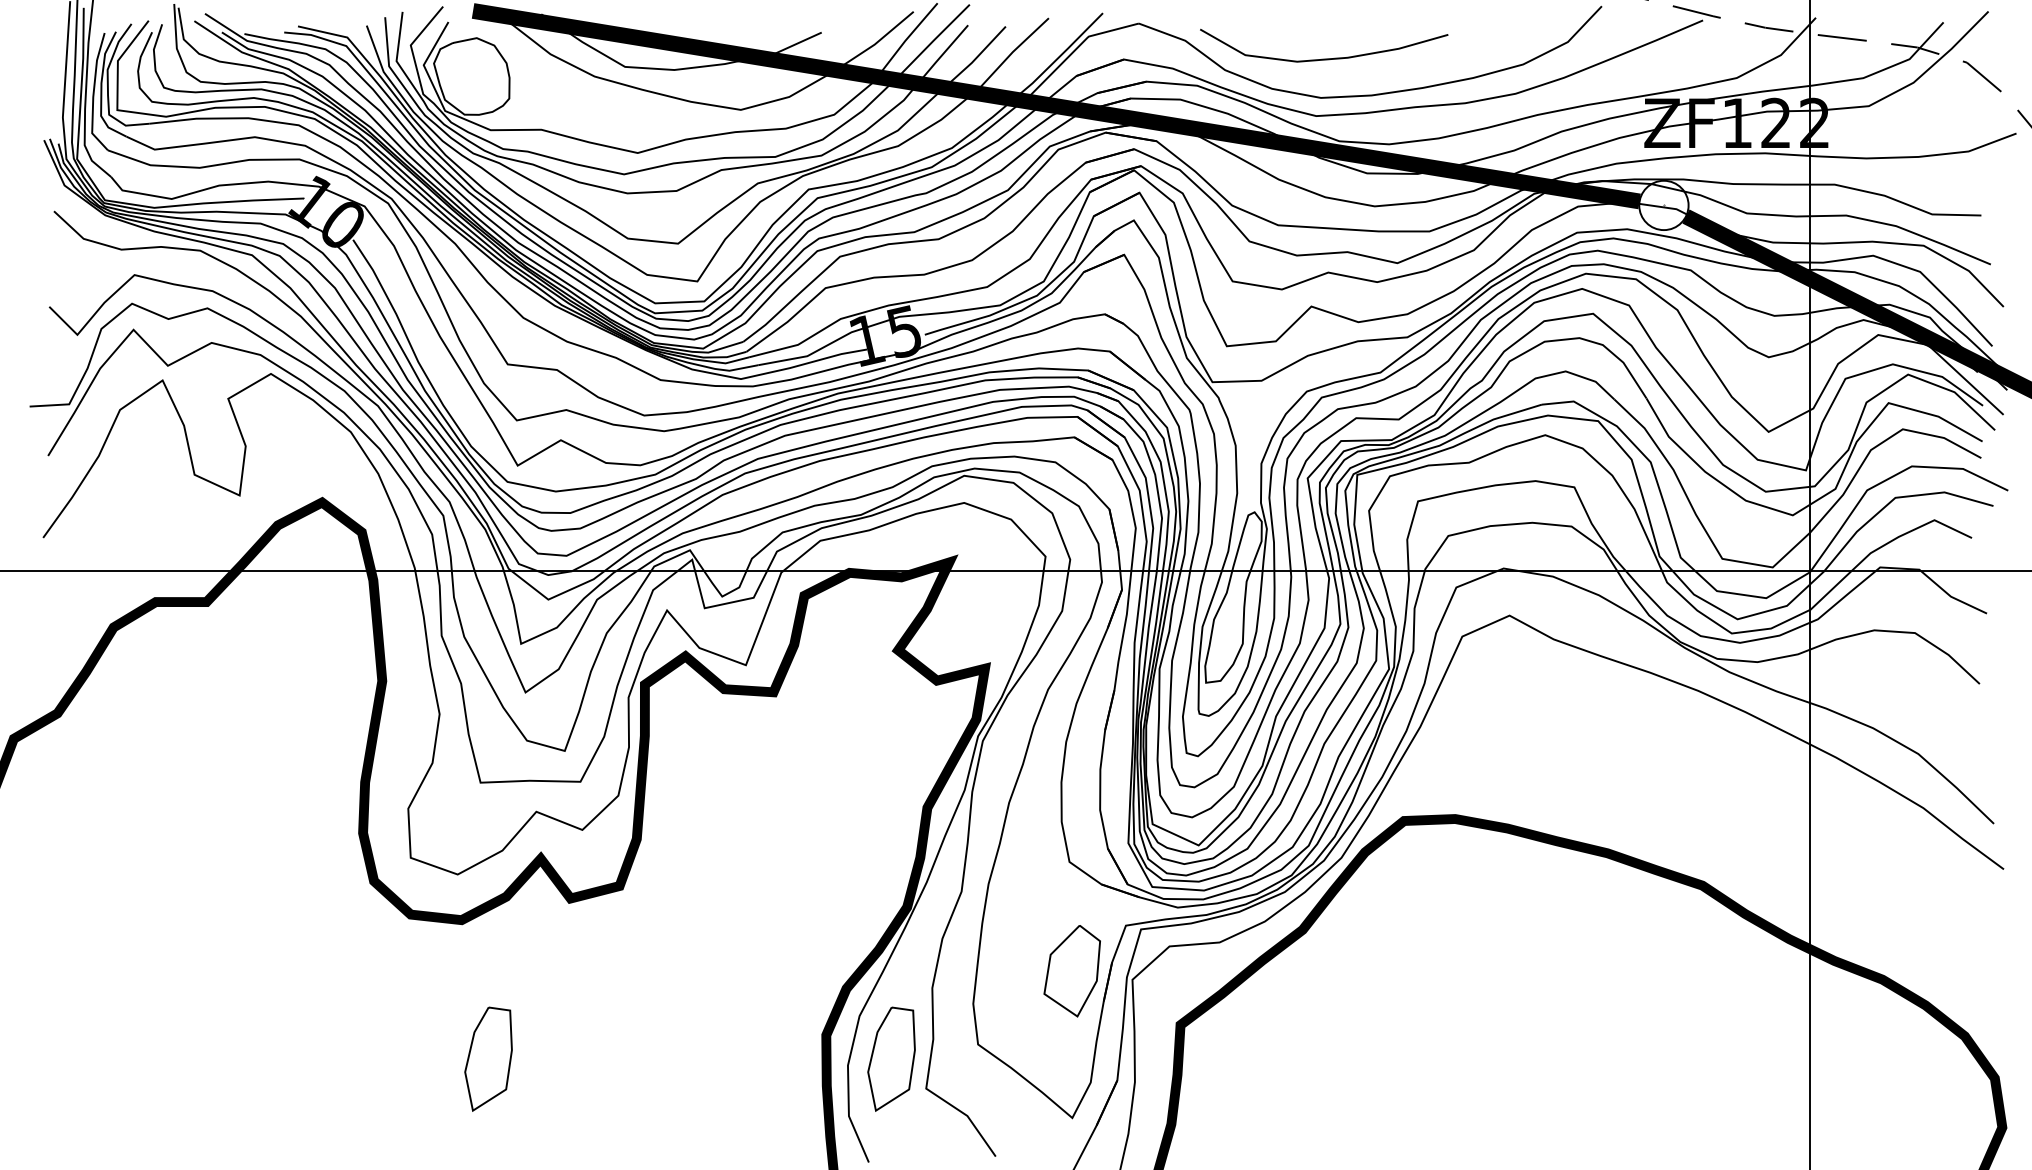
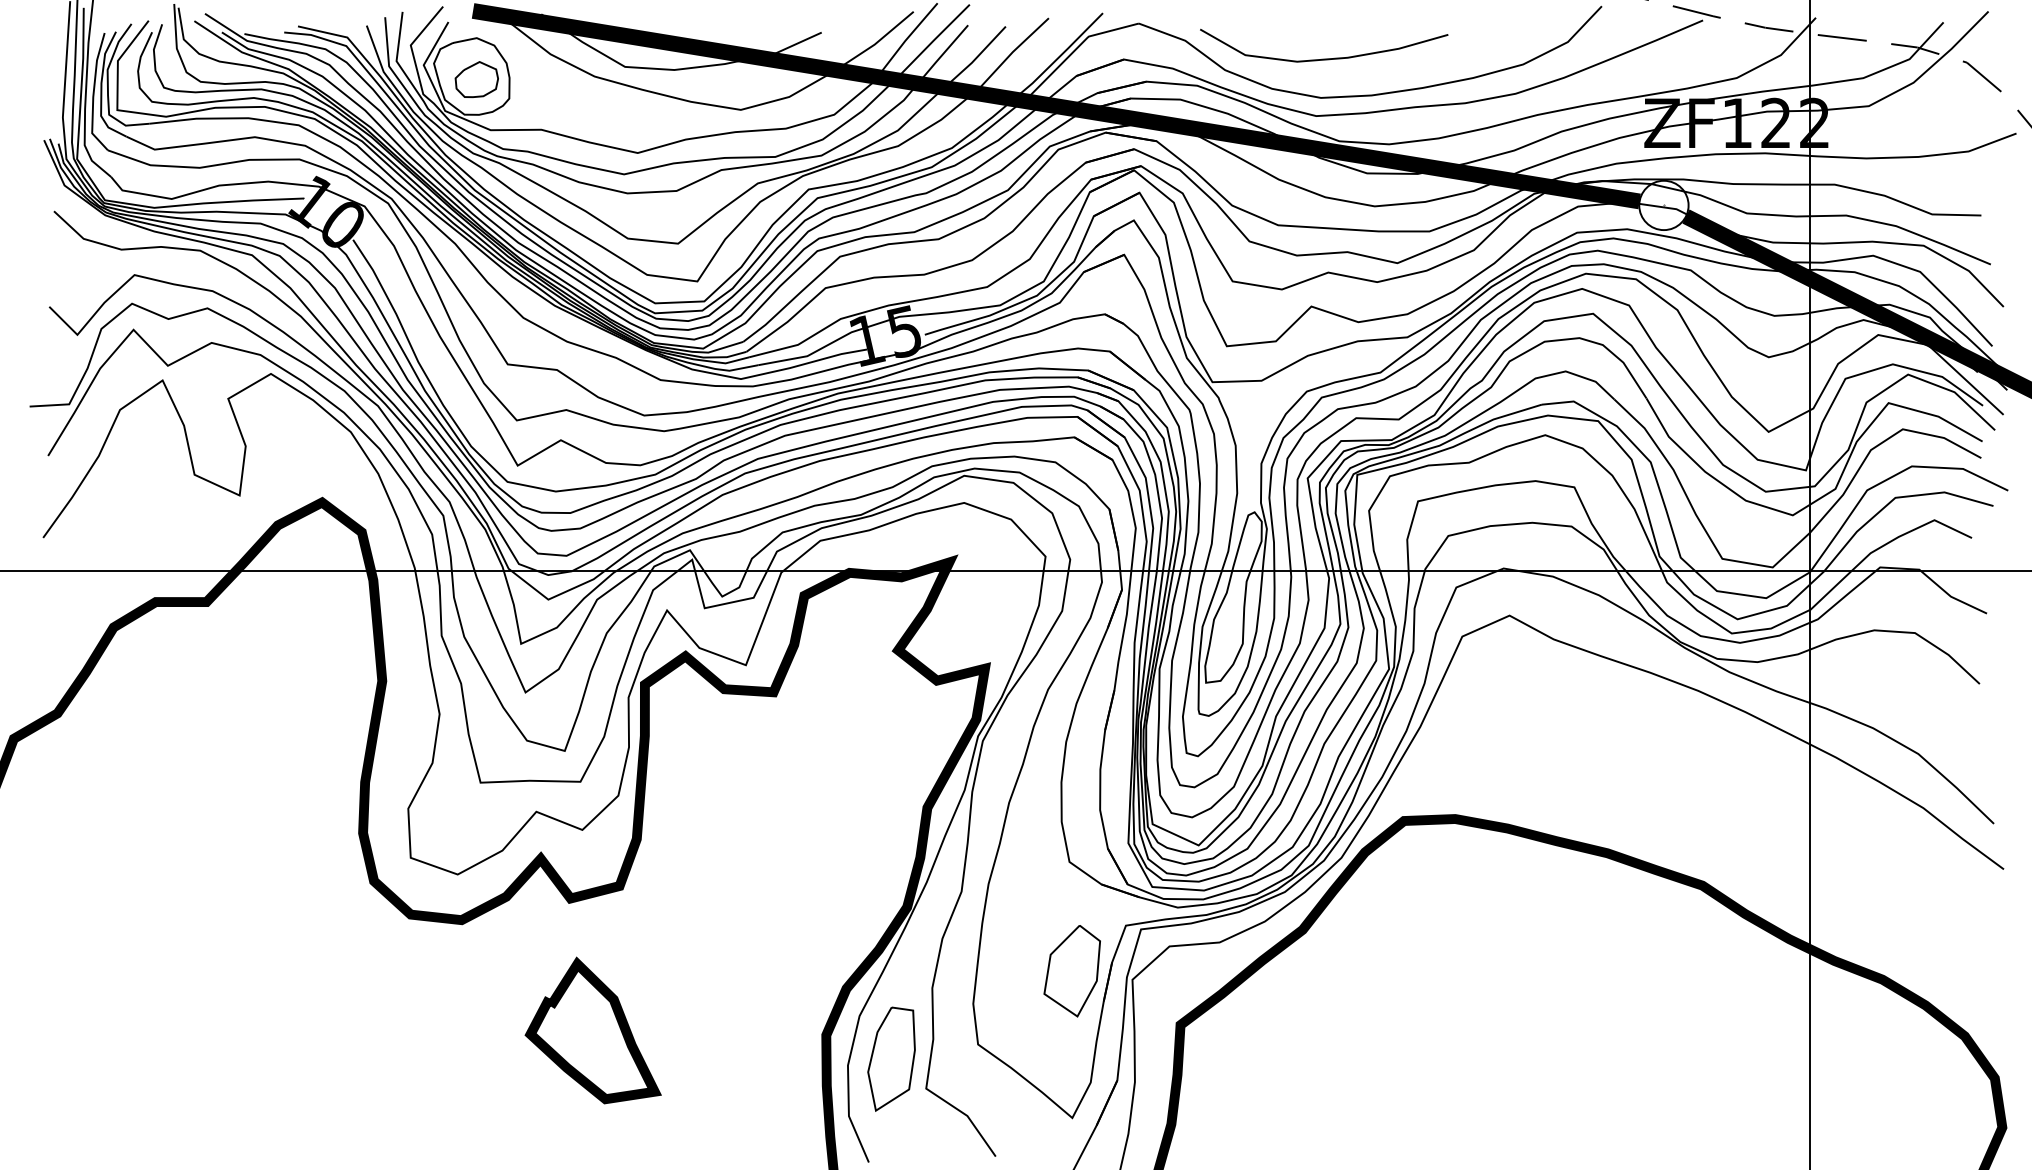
part: none -> present (476, 79)
curve: none -> present (615, 1018)
part: present -> none (488, 1058)
